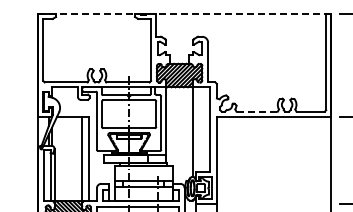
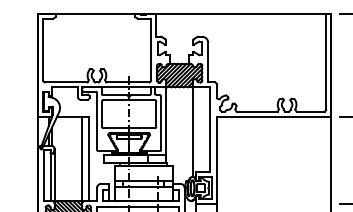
line: dashed -> solid (185, 14)
line: dashed -> solid (257, 111)
